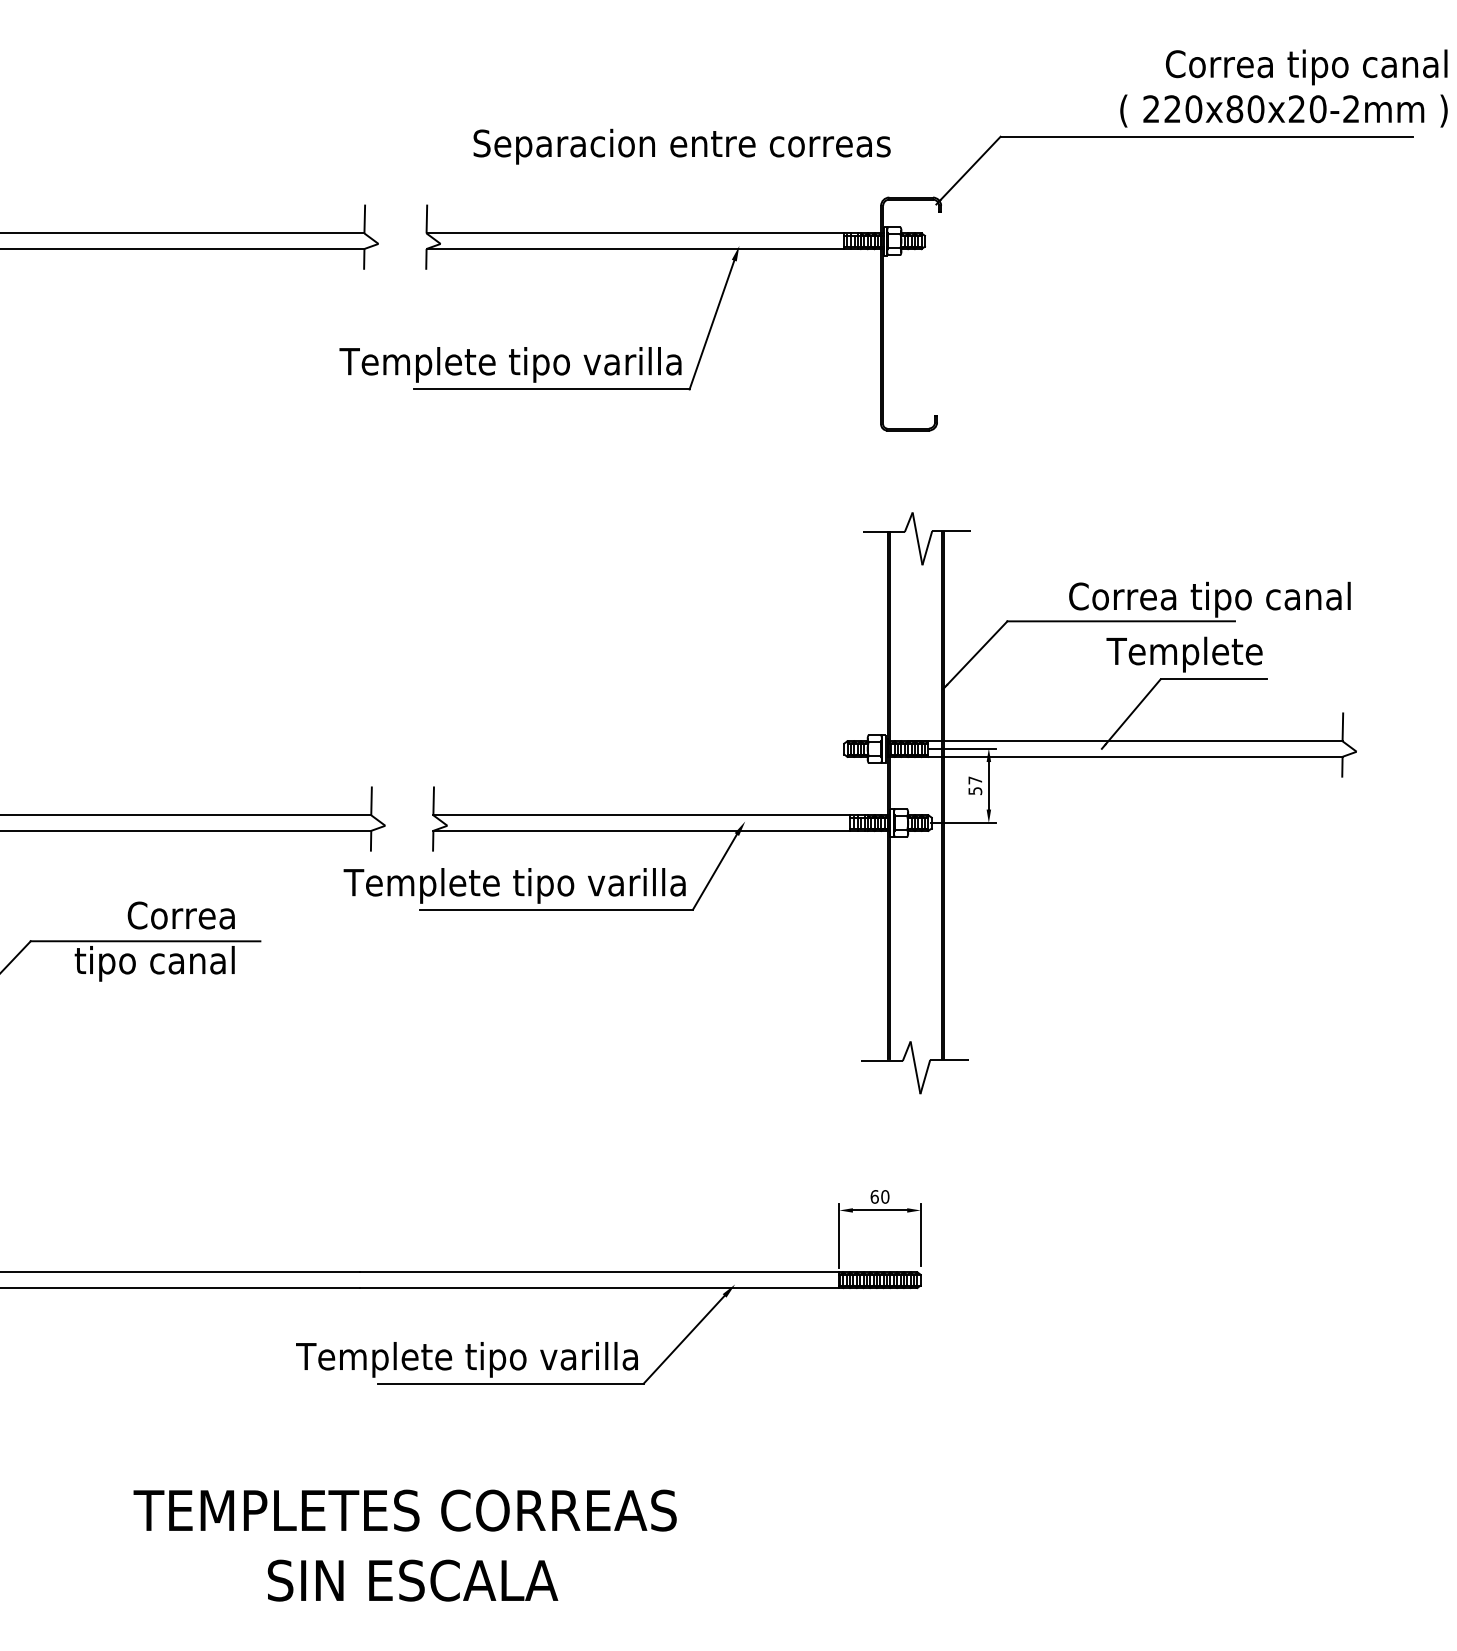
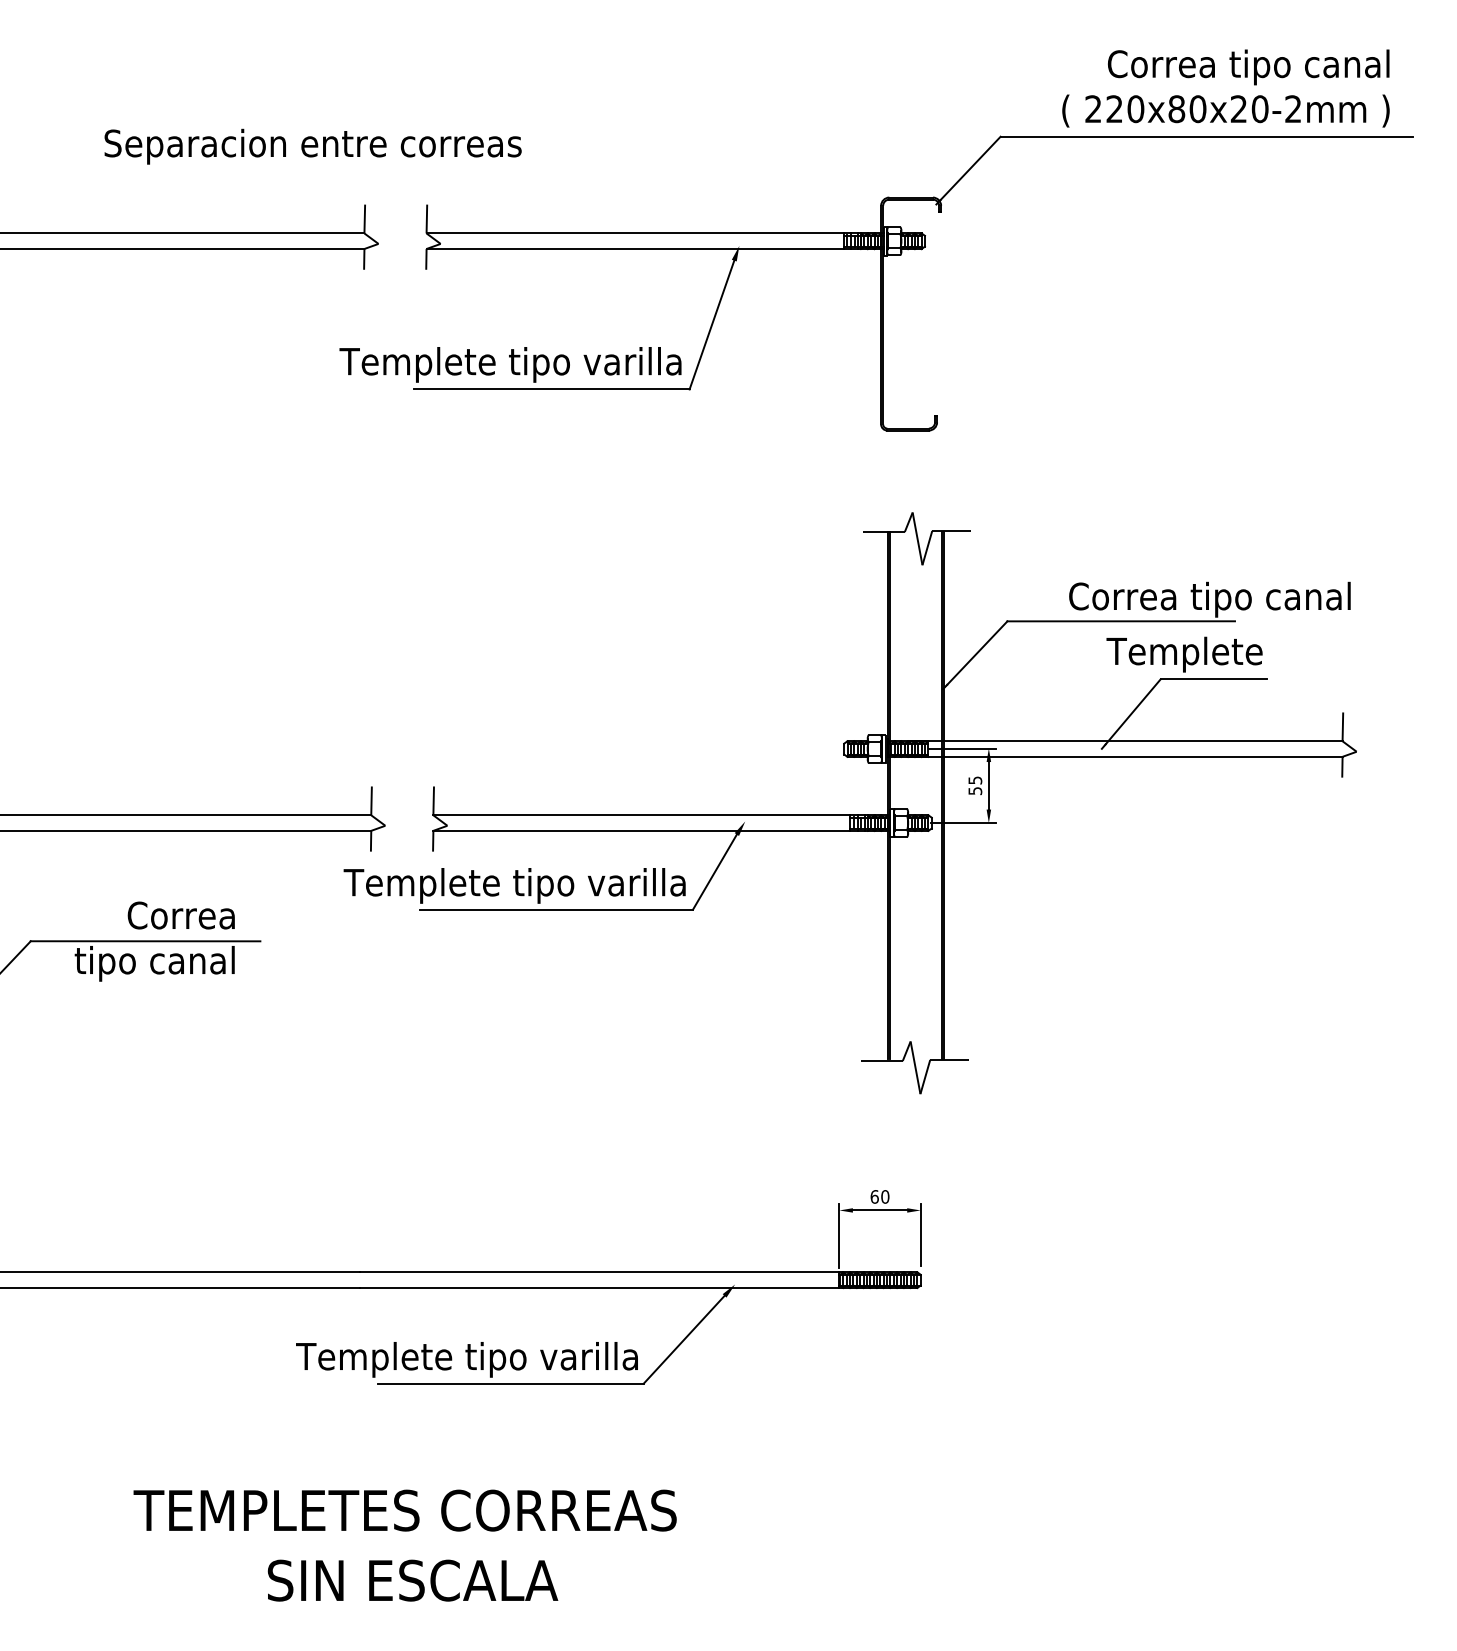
text position: (1283, 88) -> (1225, 88) (1225, 88)
text position: (681, 146) -> (312, 146) (312, 146)
text: 57 -> 55 (975, 780)
